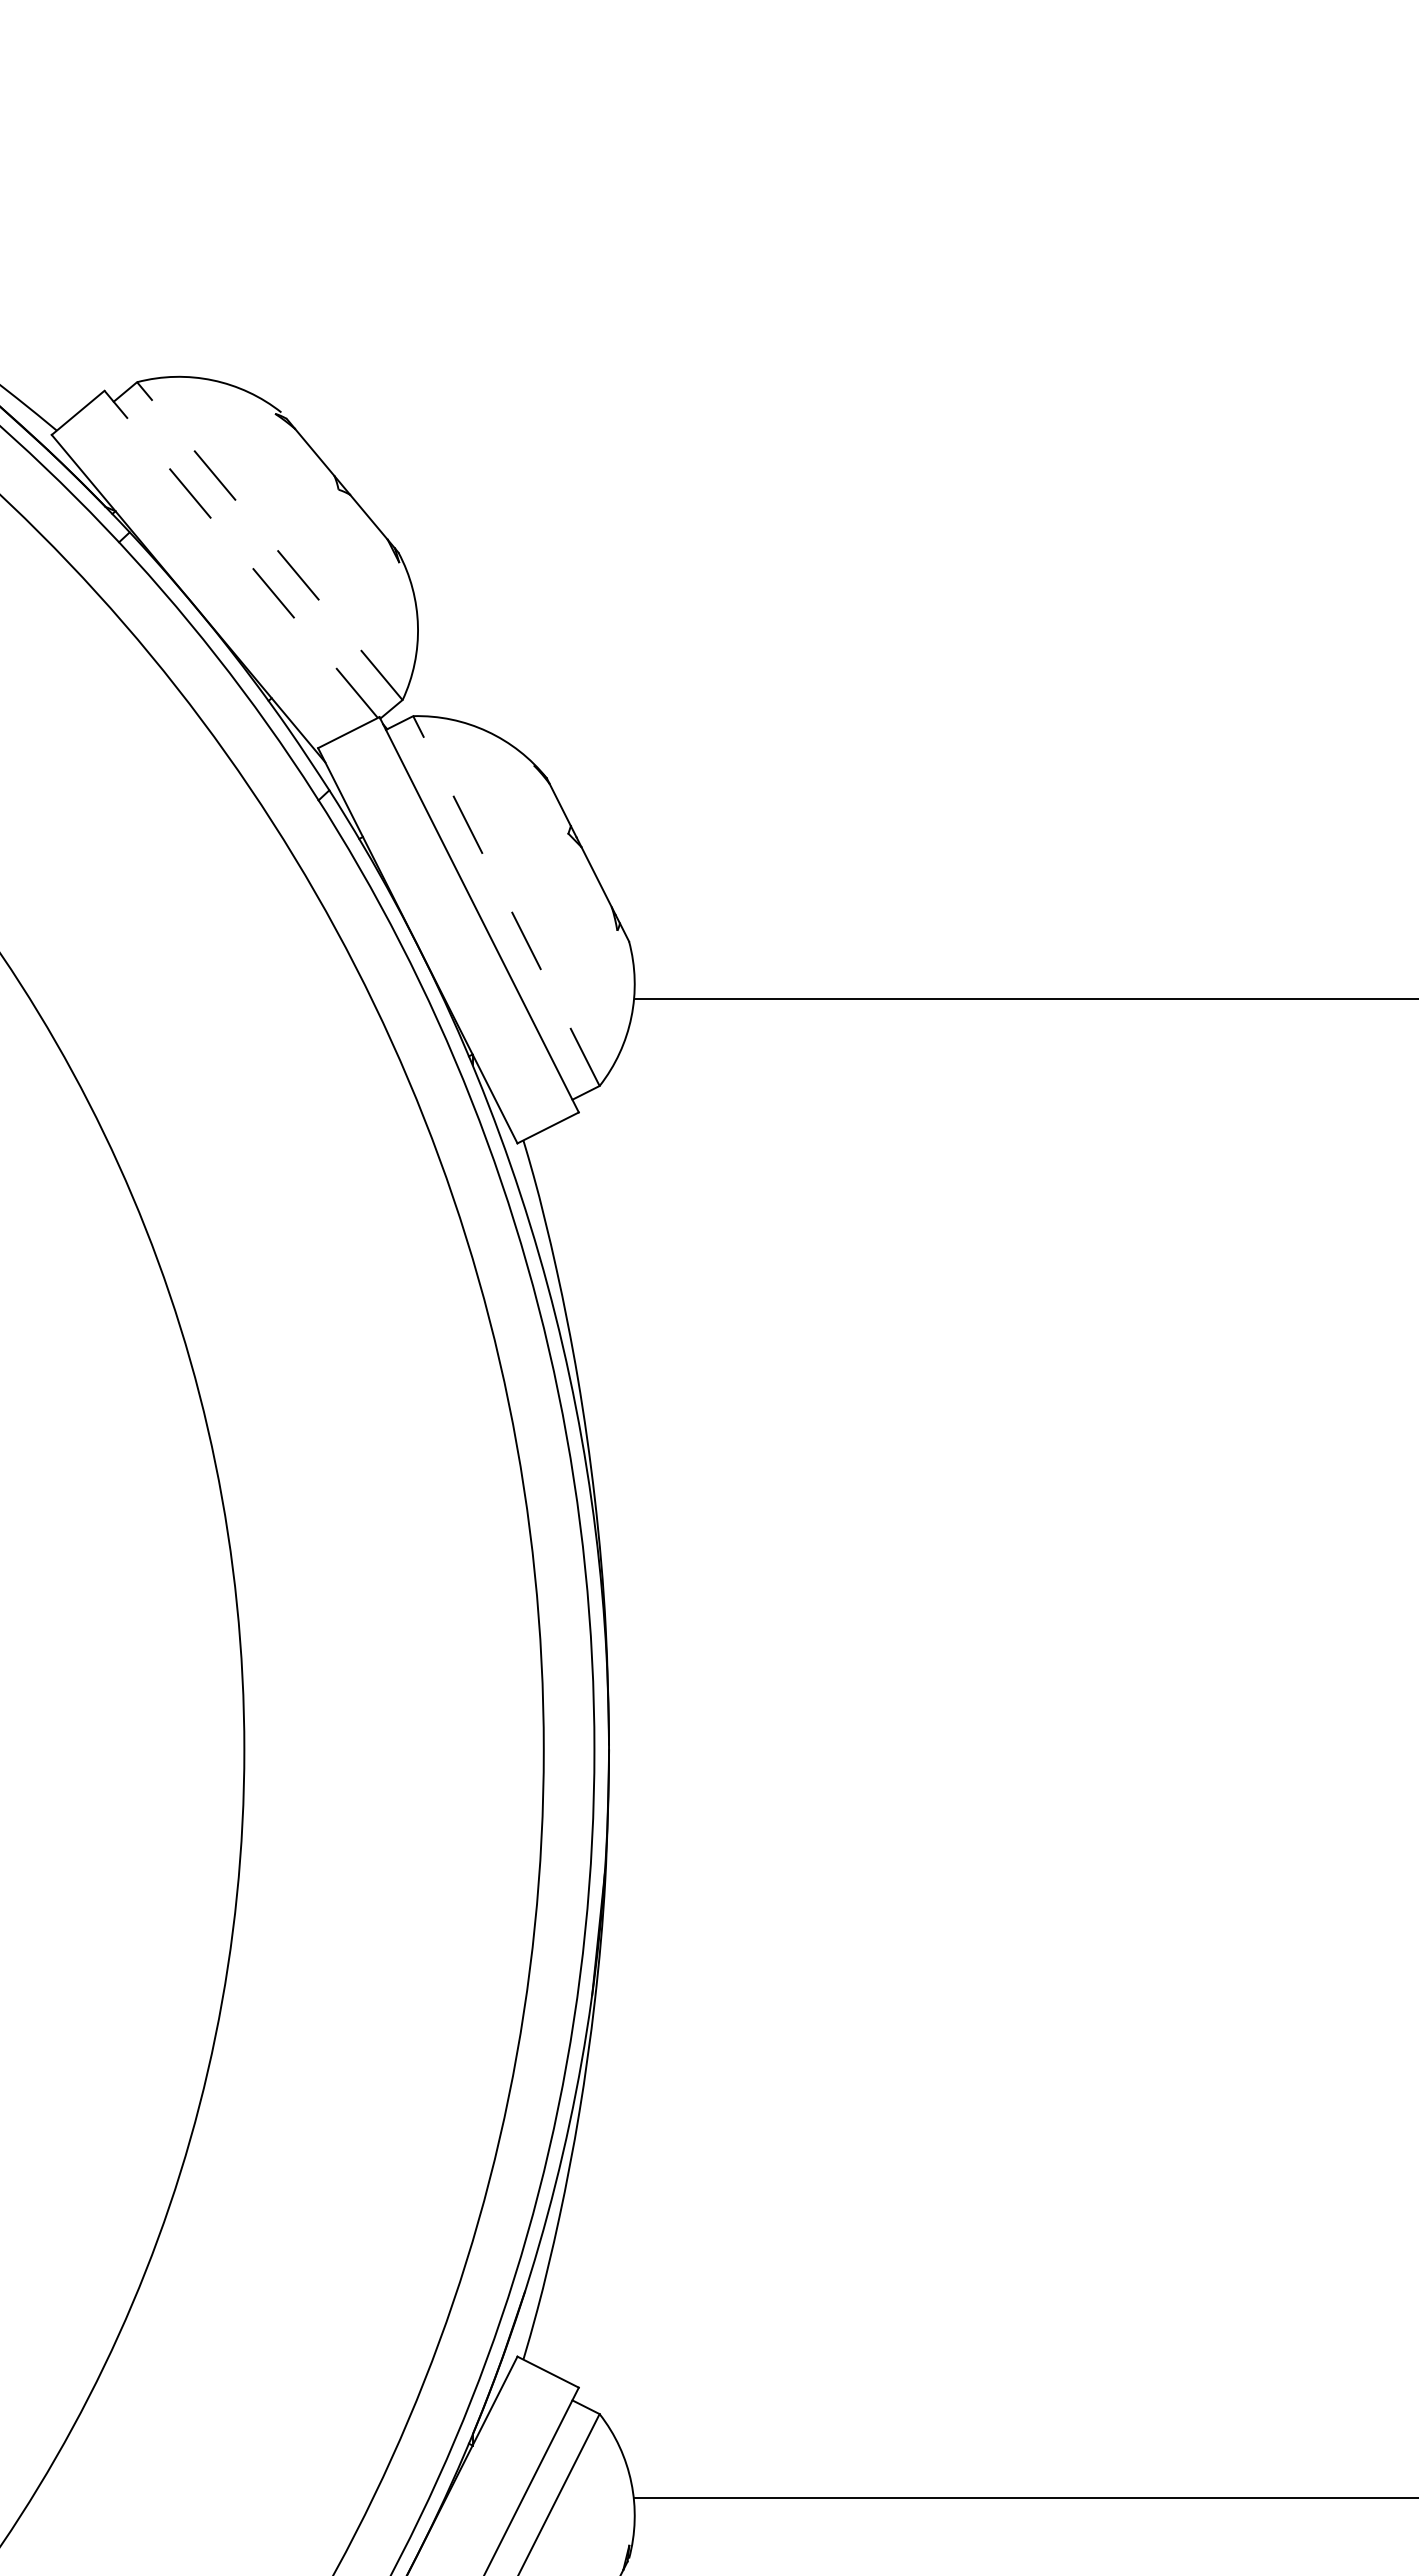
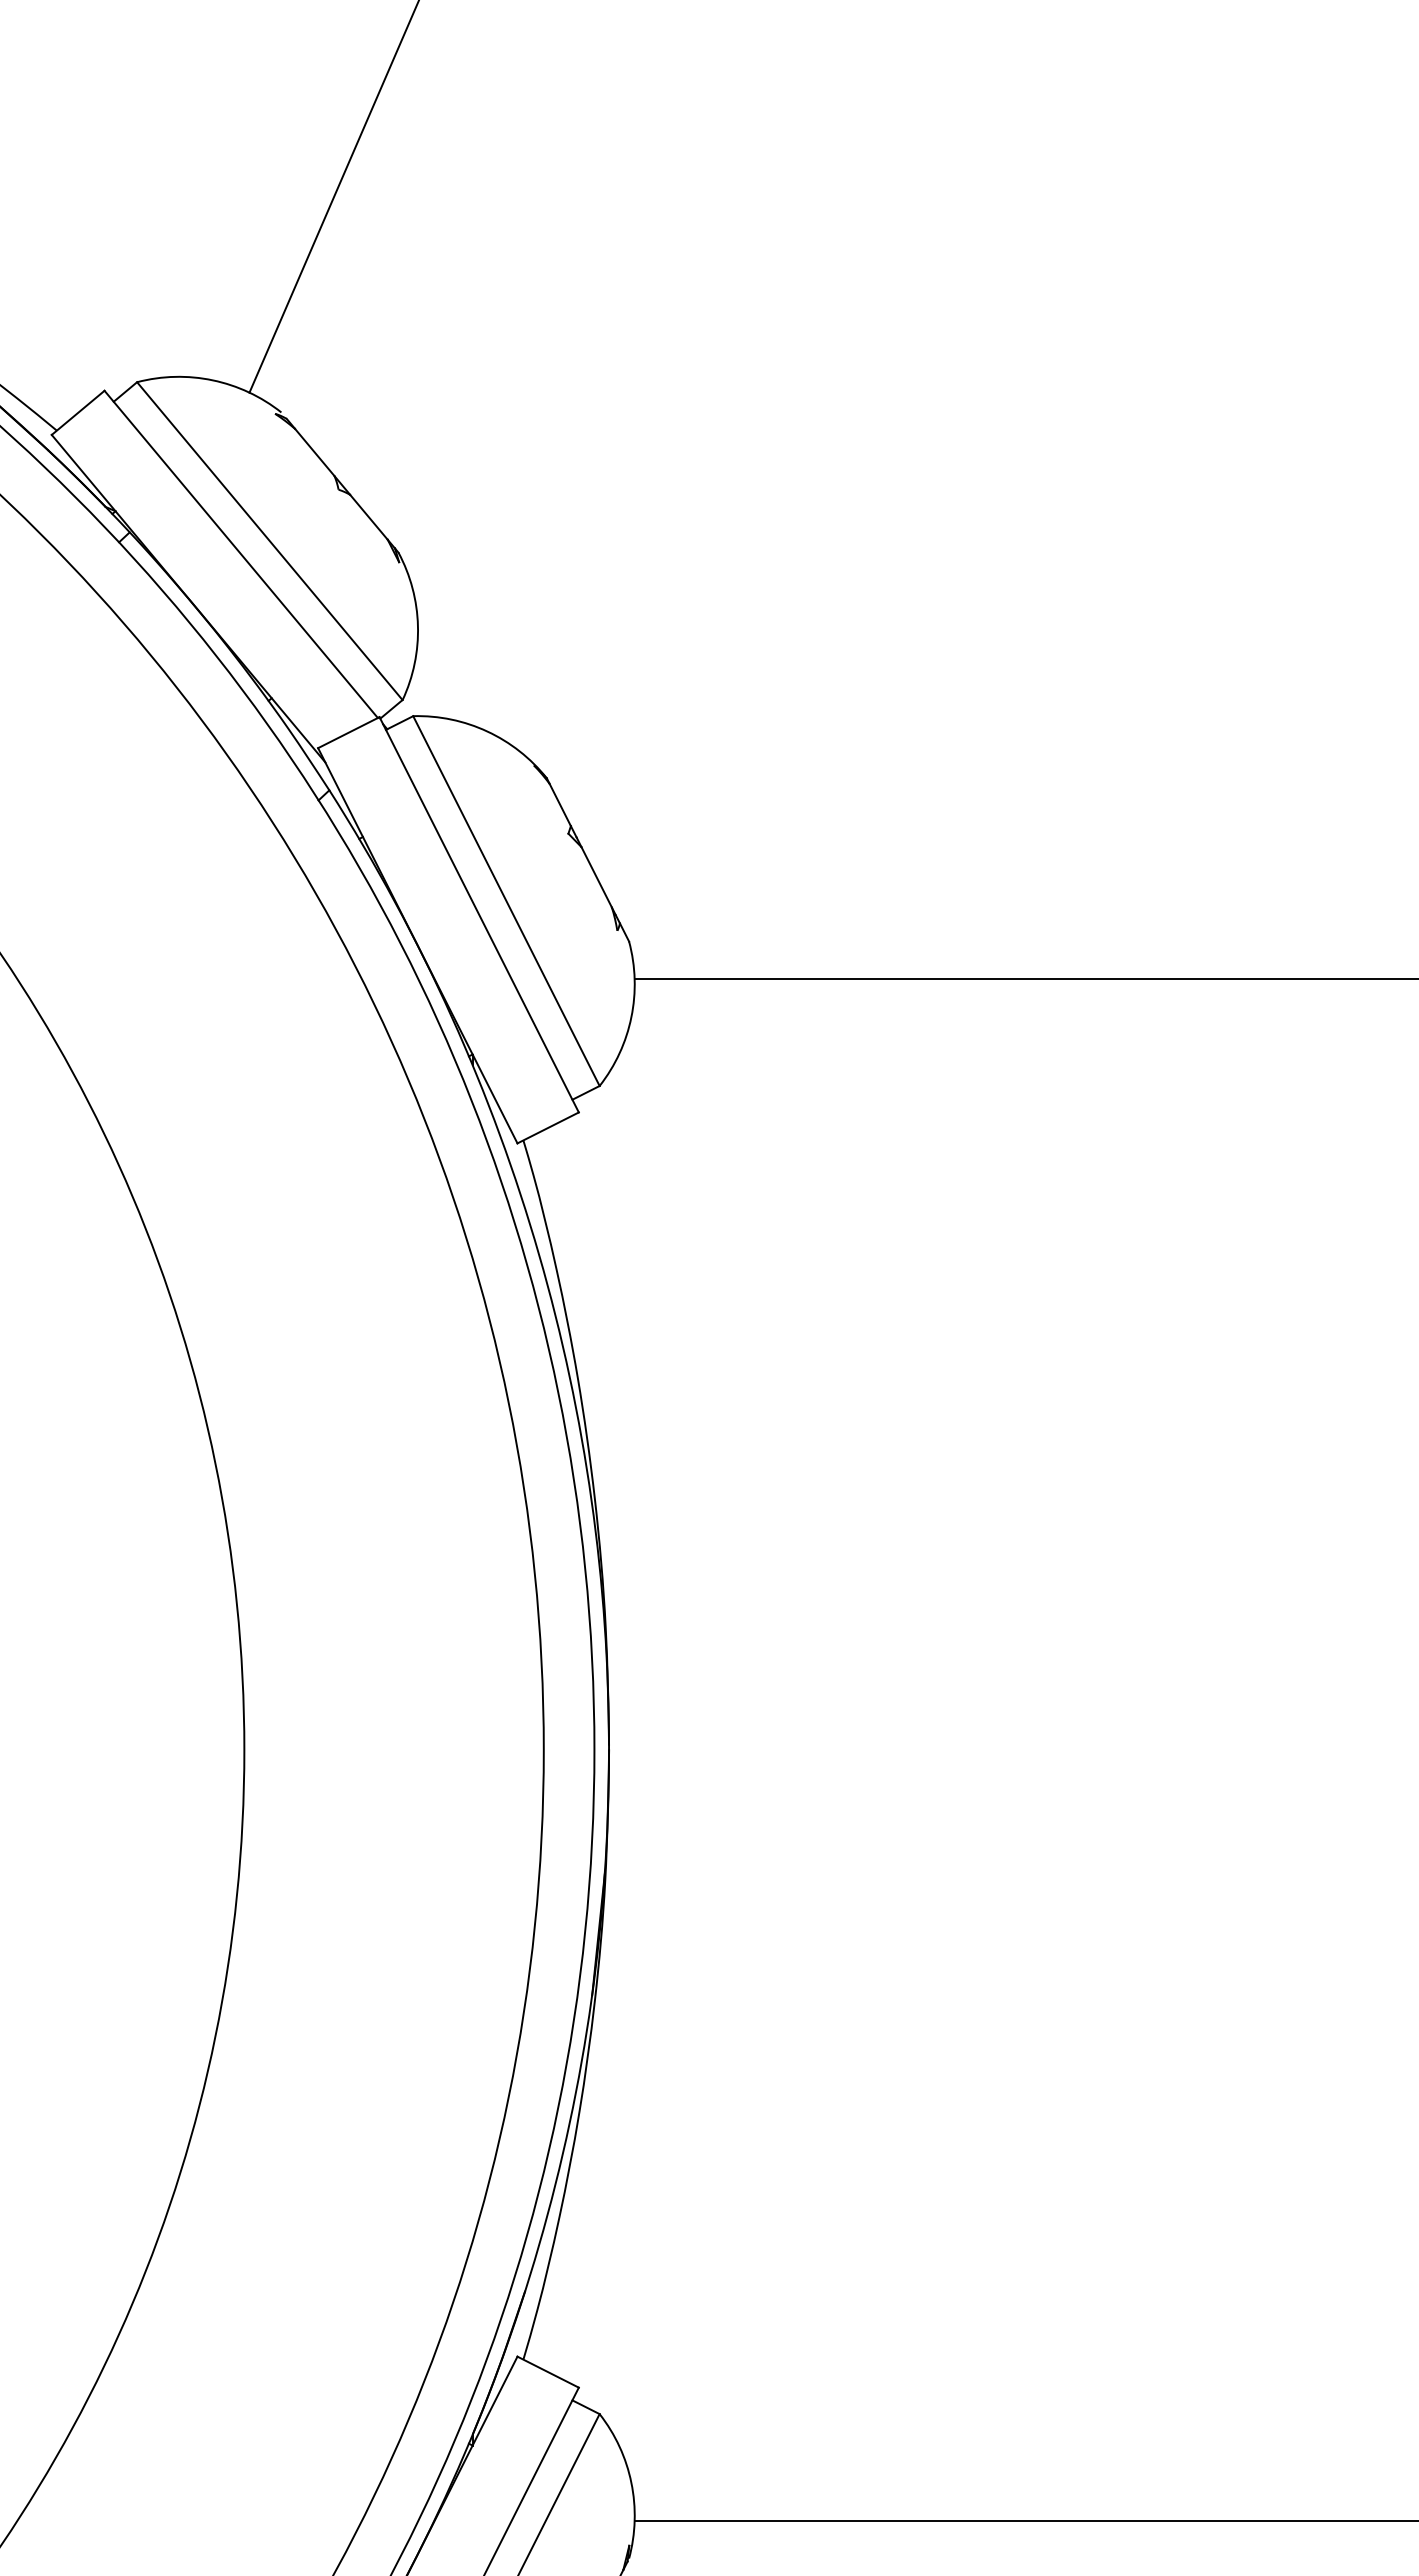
line: none -> present (333, 197)
line: dashed -> solid (269, 540)
line: dashed -> solid (240, 554)
line: dashed -> solid (506, 900)
line position: (1024, 998) -> (1024, 978) (1024, 978)
line position: (1024, 2498) -> (1024, 2521) (1024, 2521)
